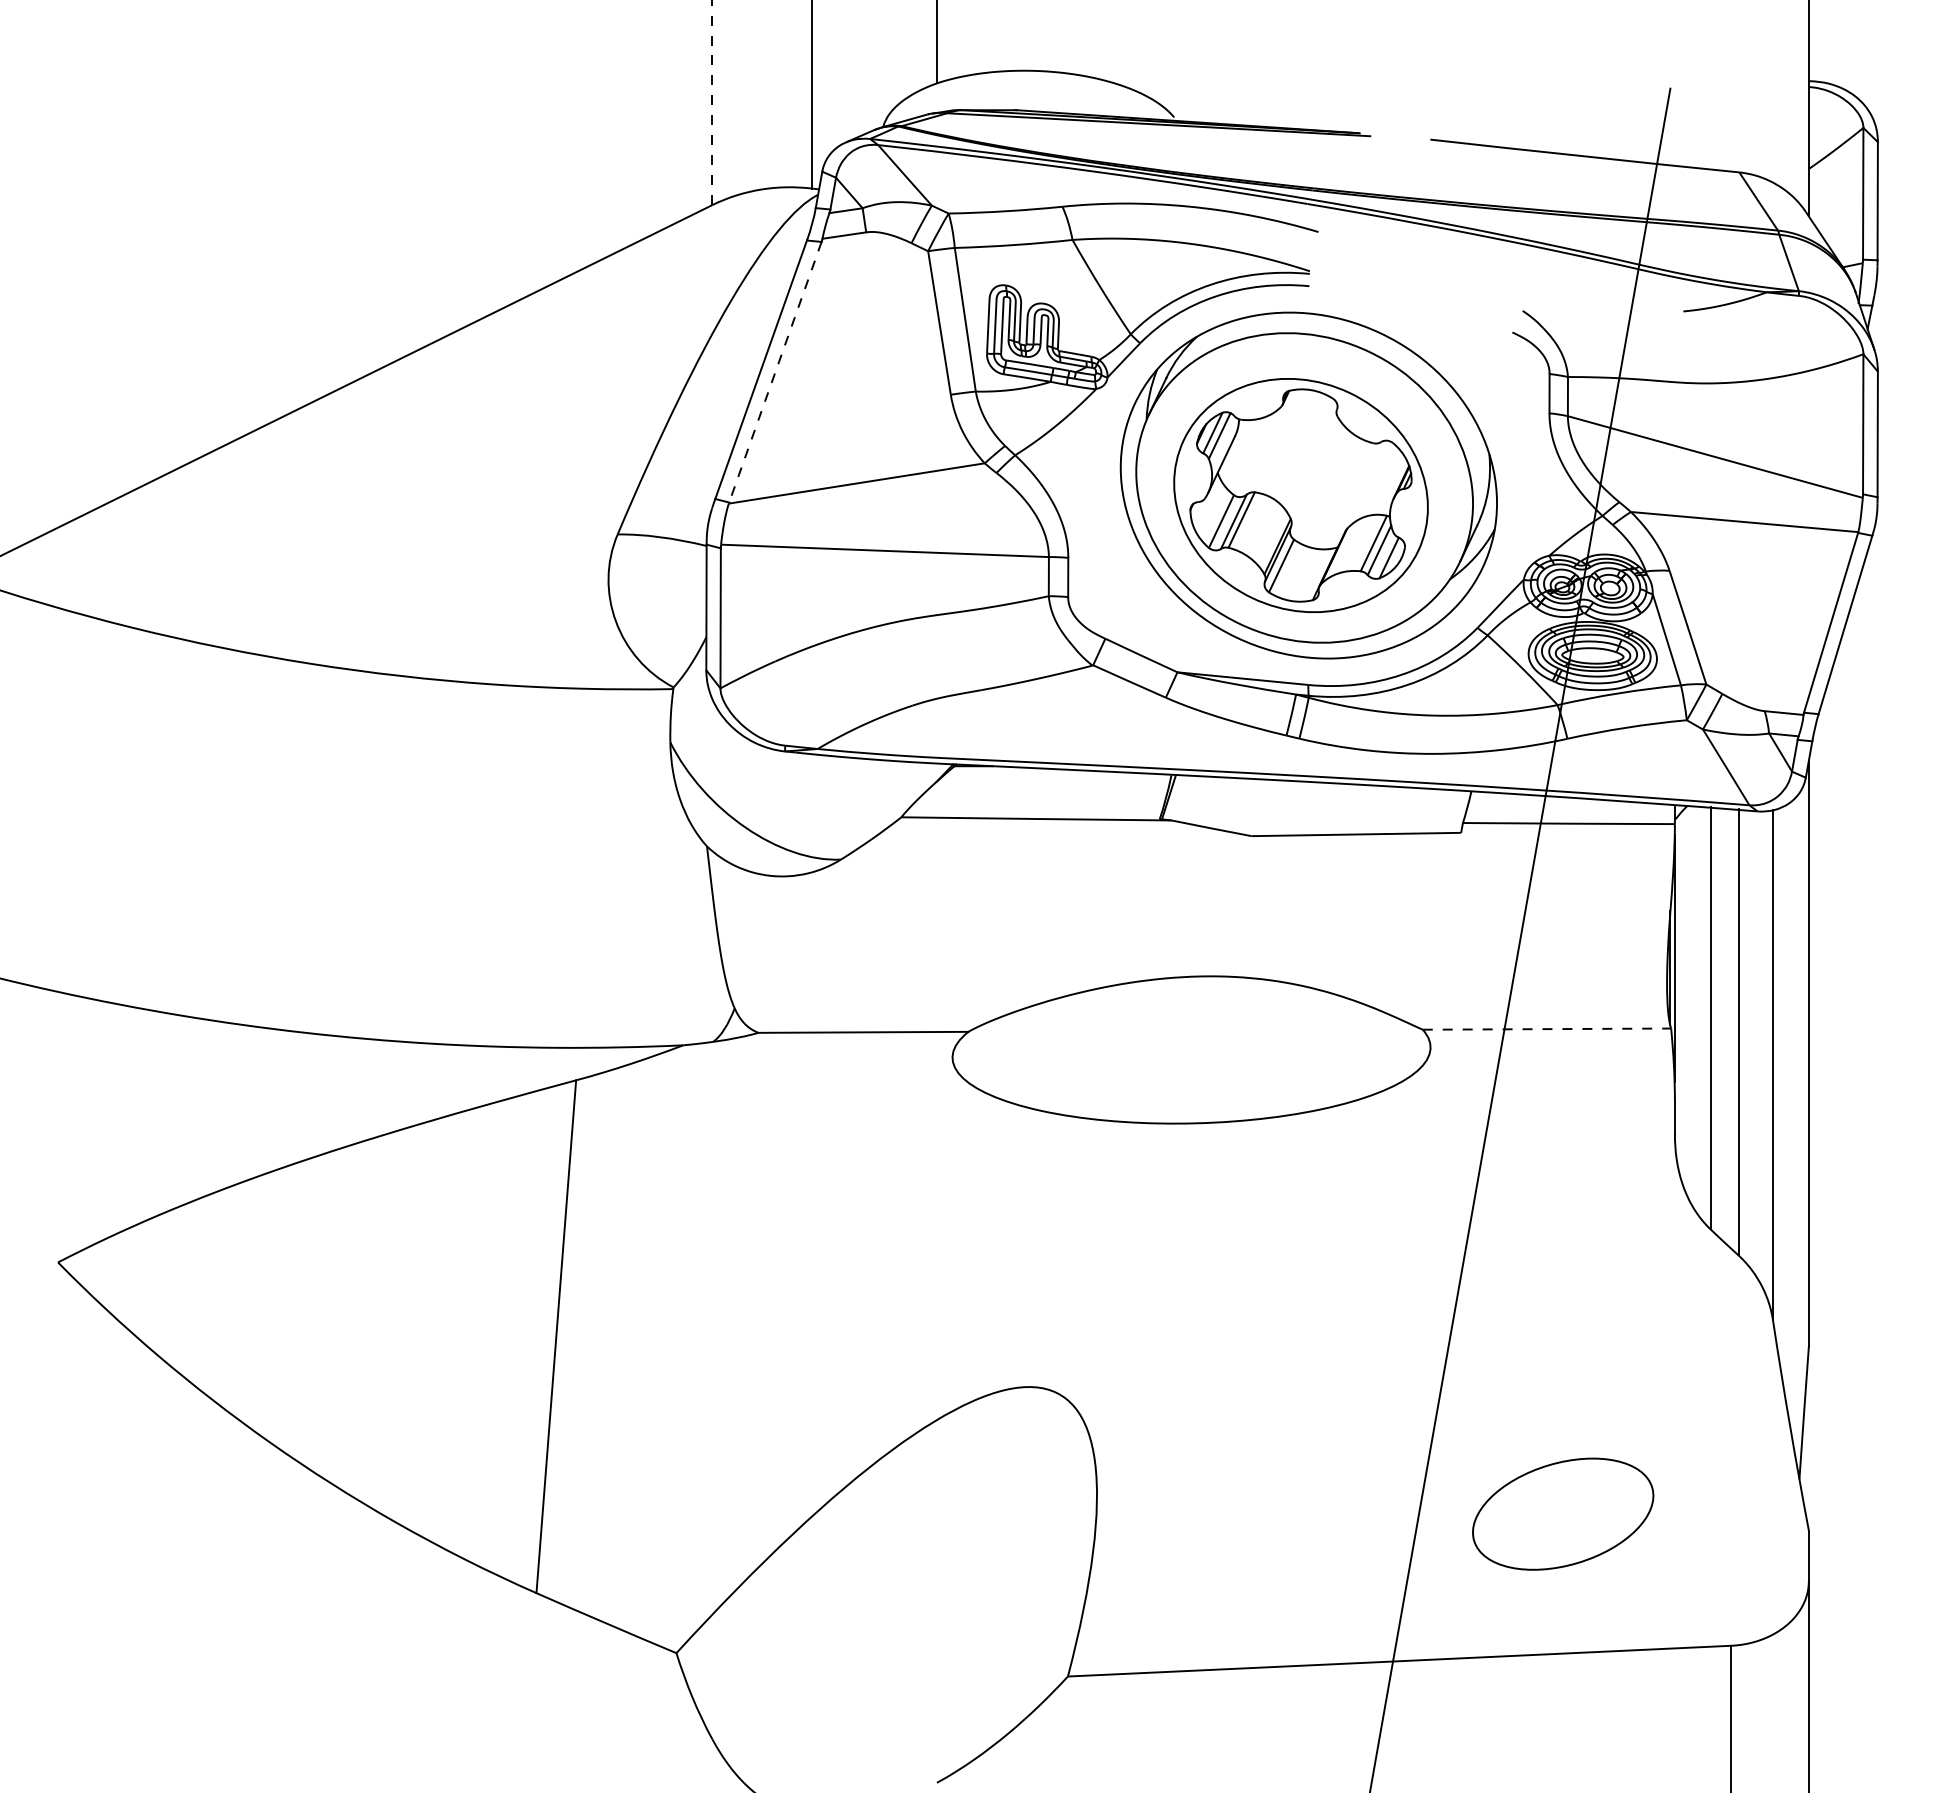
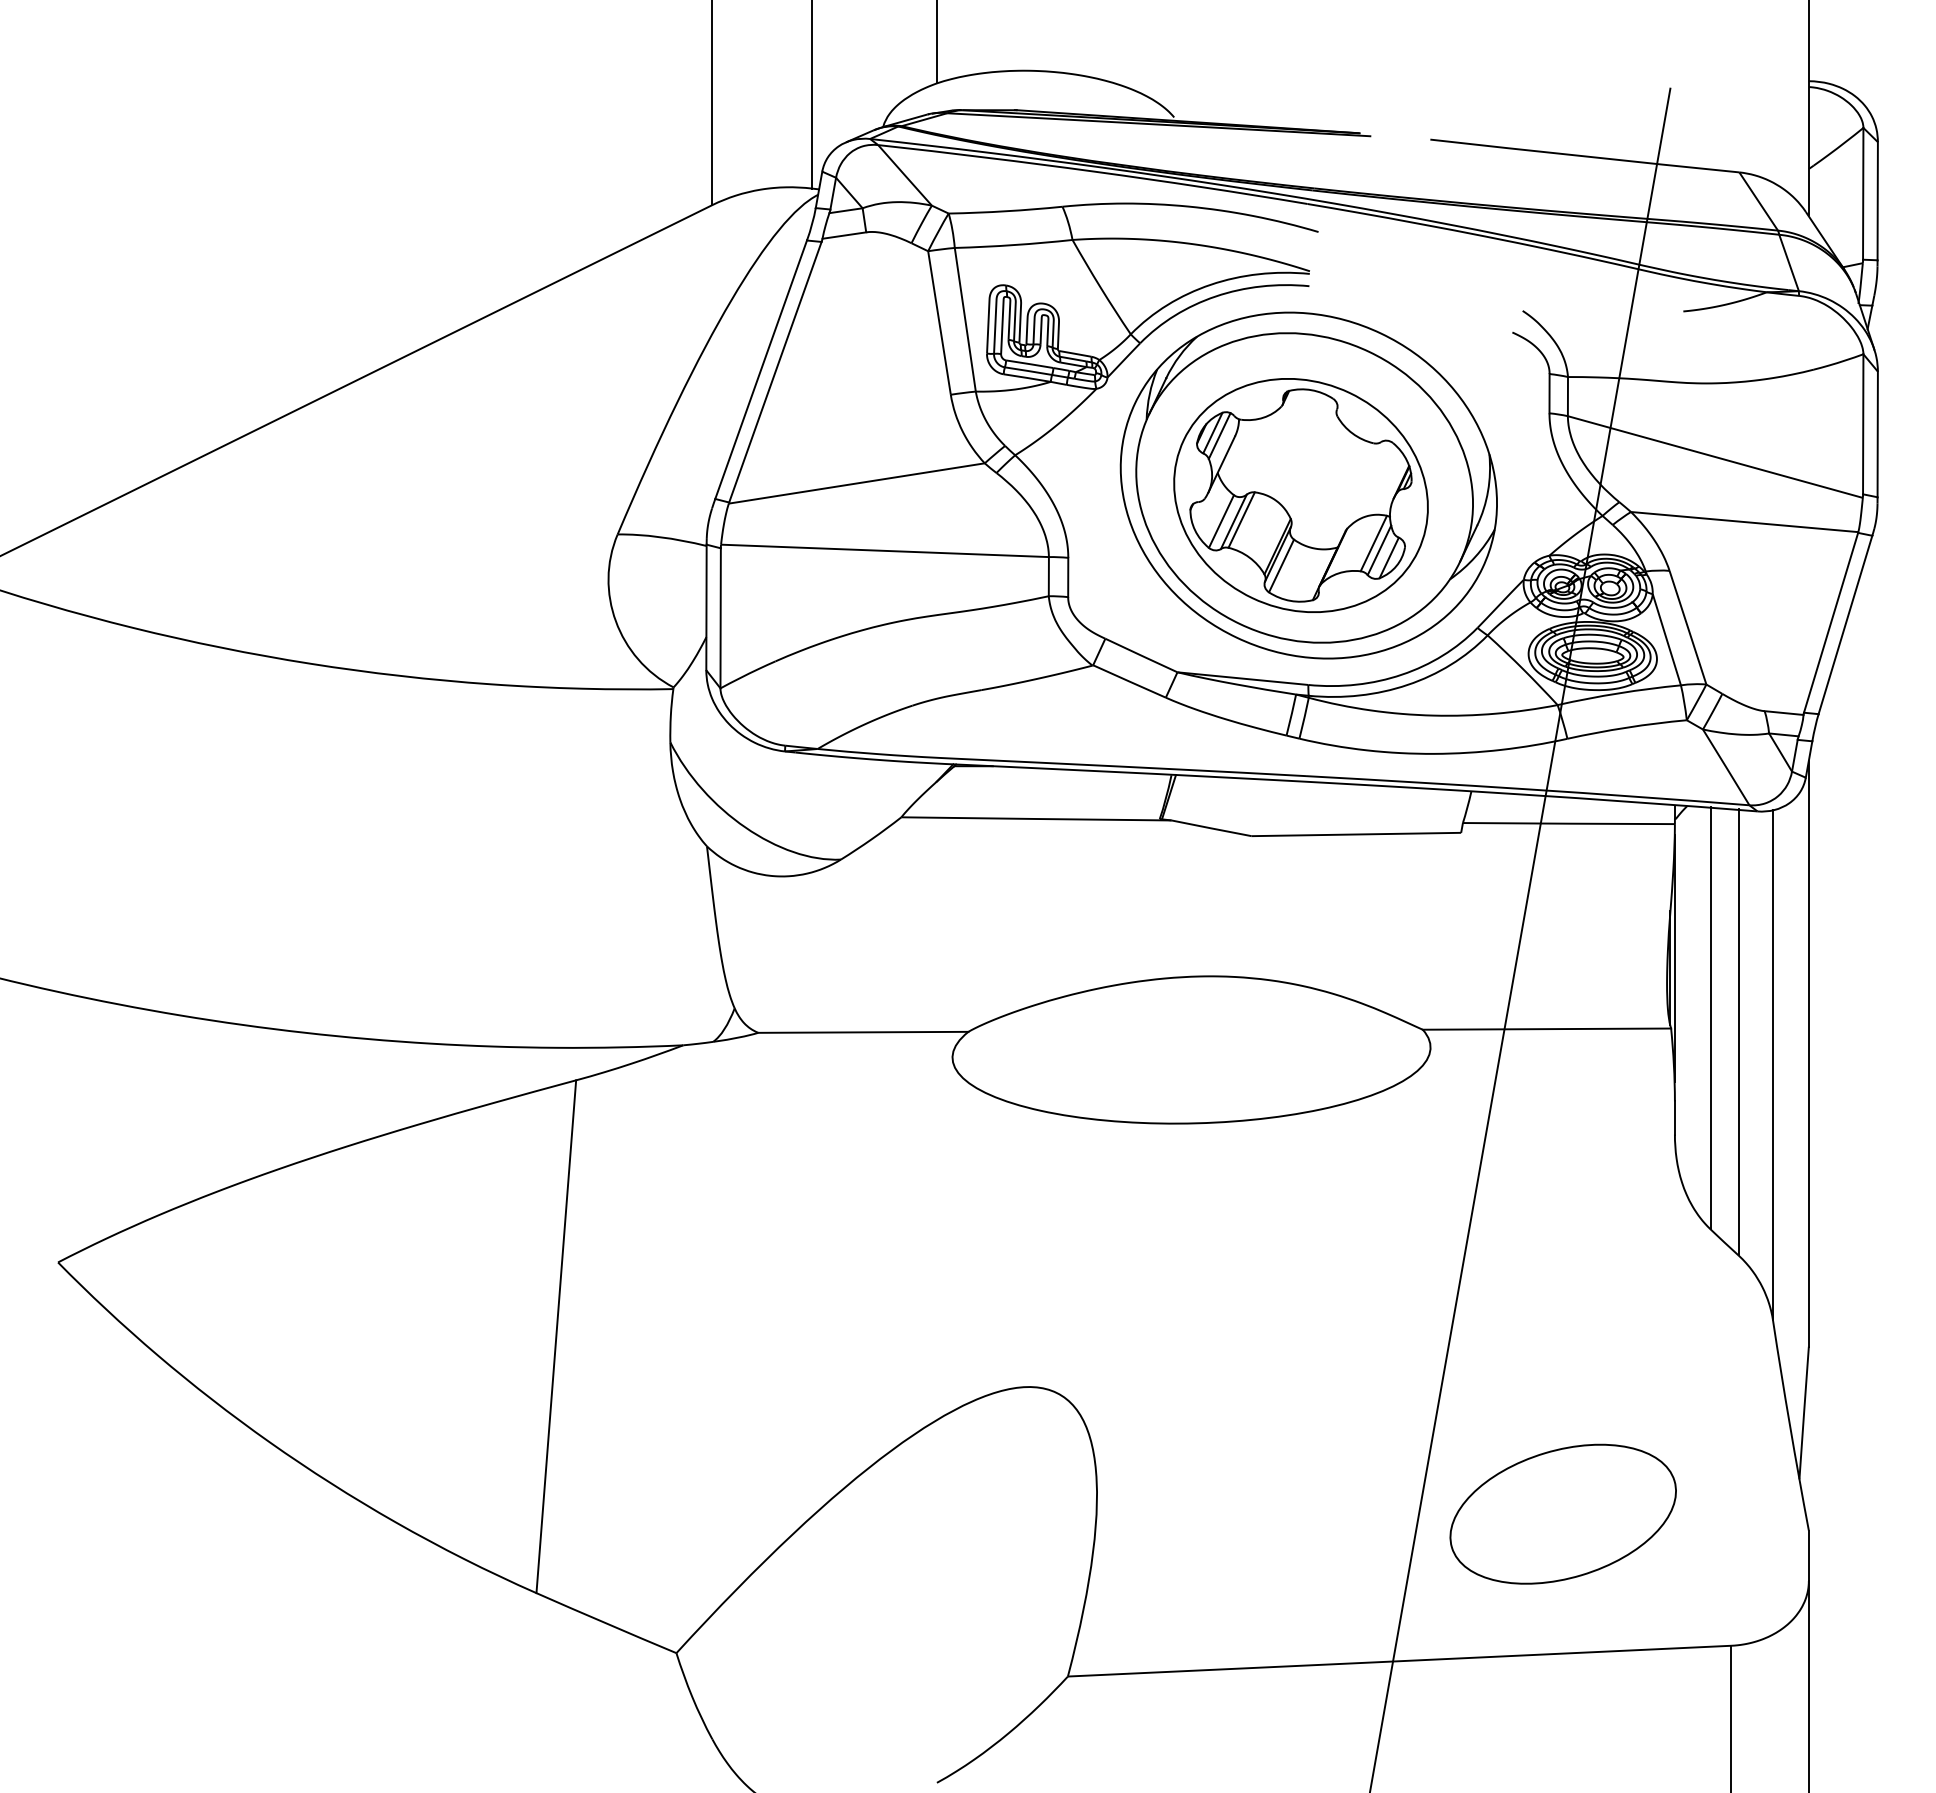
line: dashed -> solid (712, 102)
line: dashed -> solid (775, 372)
line: dashed -> solid (1547, 1029)
part size: 183x114 px -> 228x142 px (1562, 1513)
